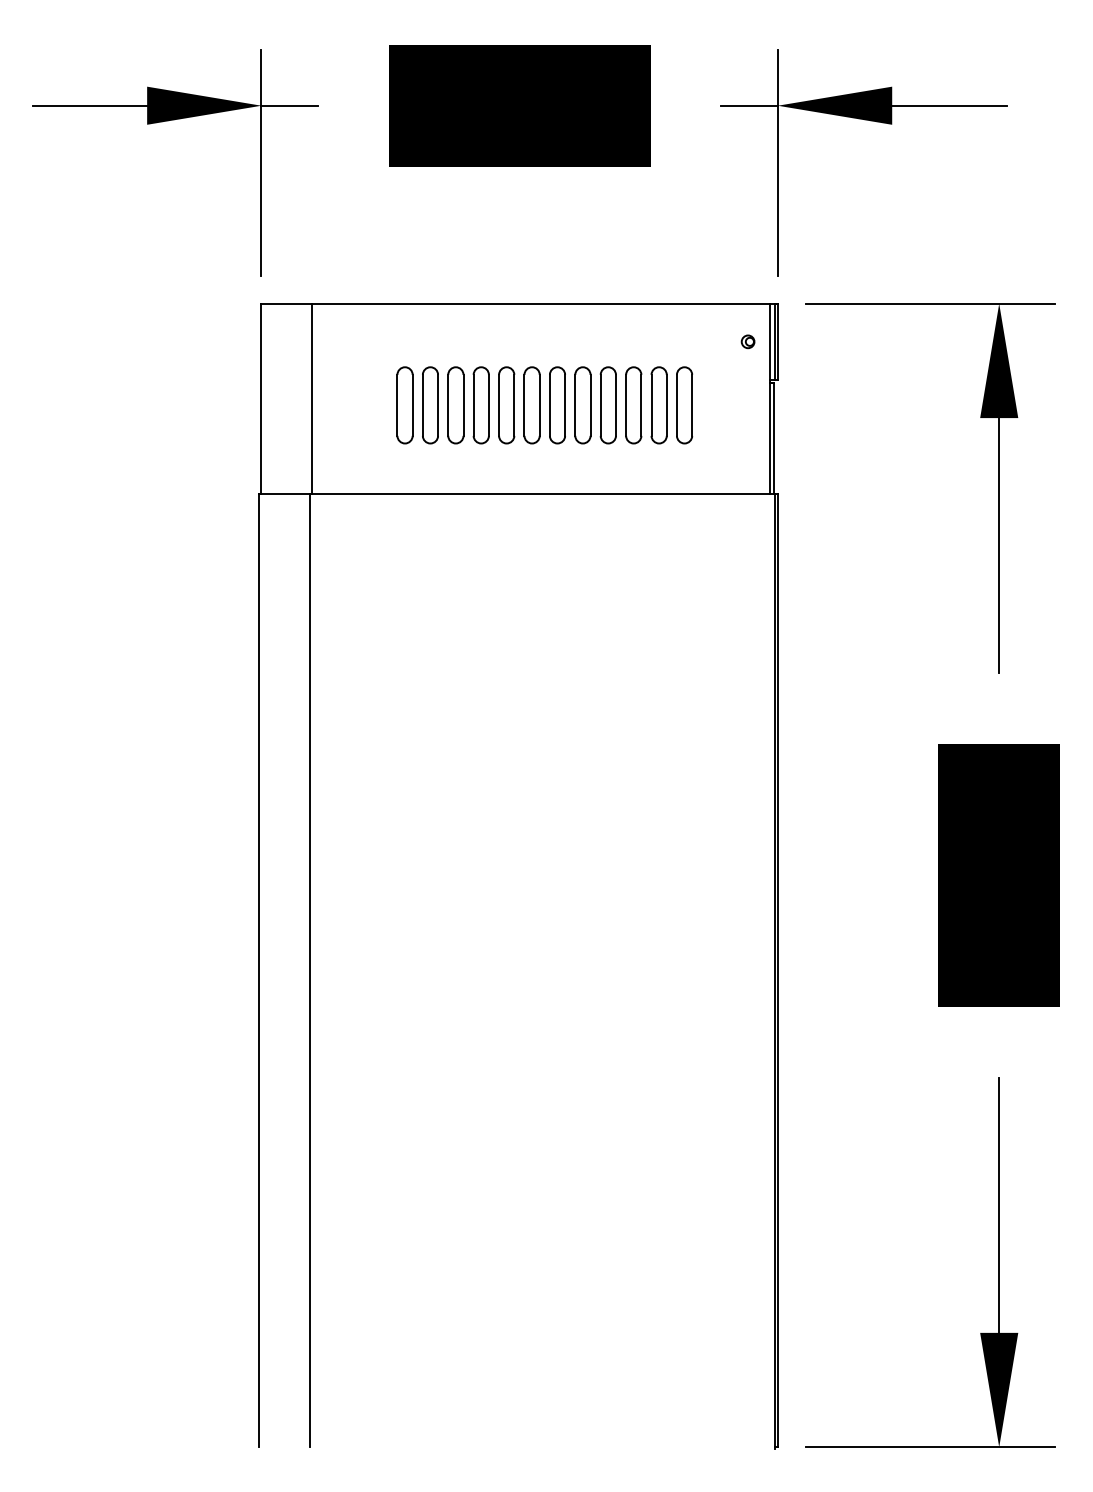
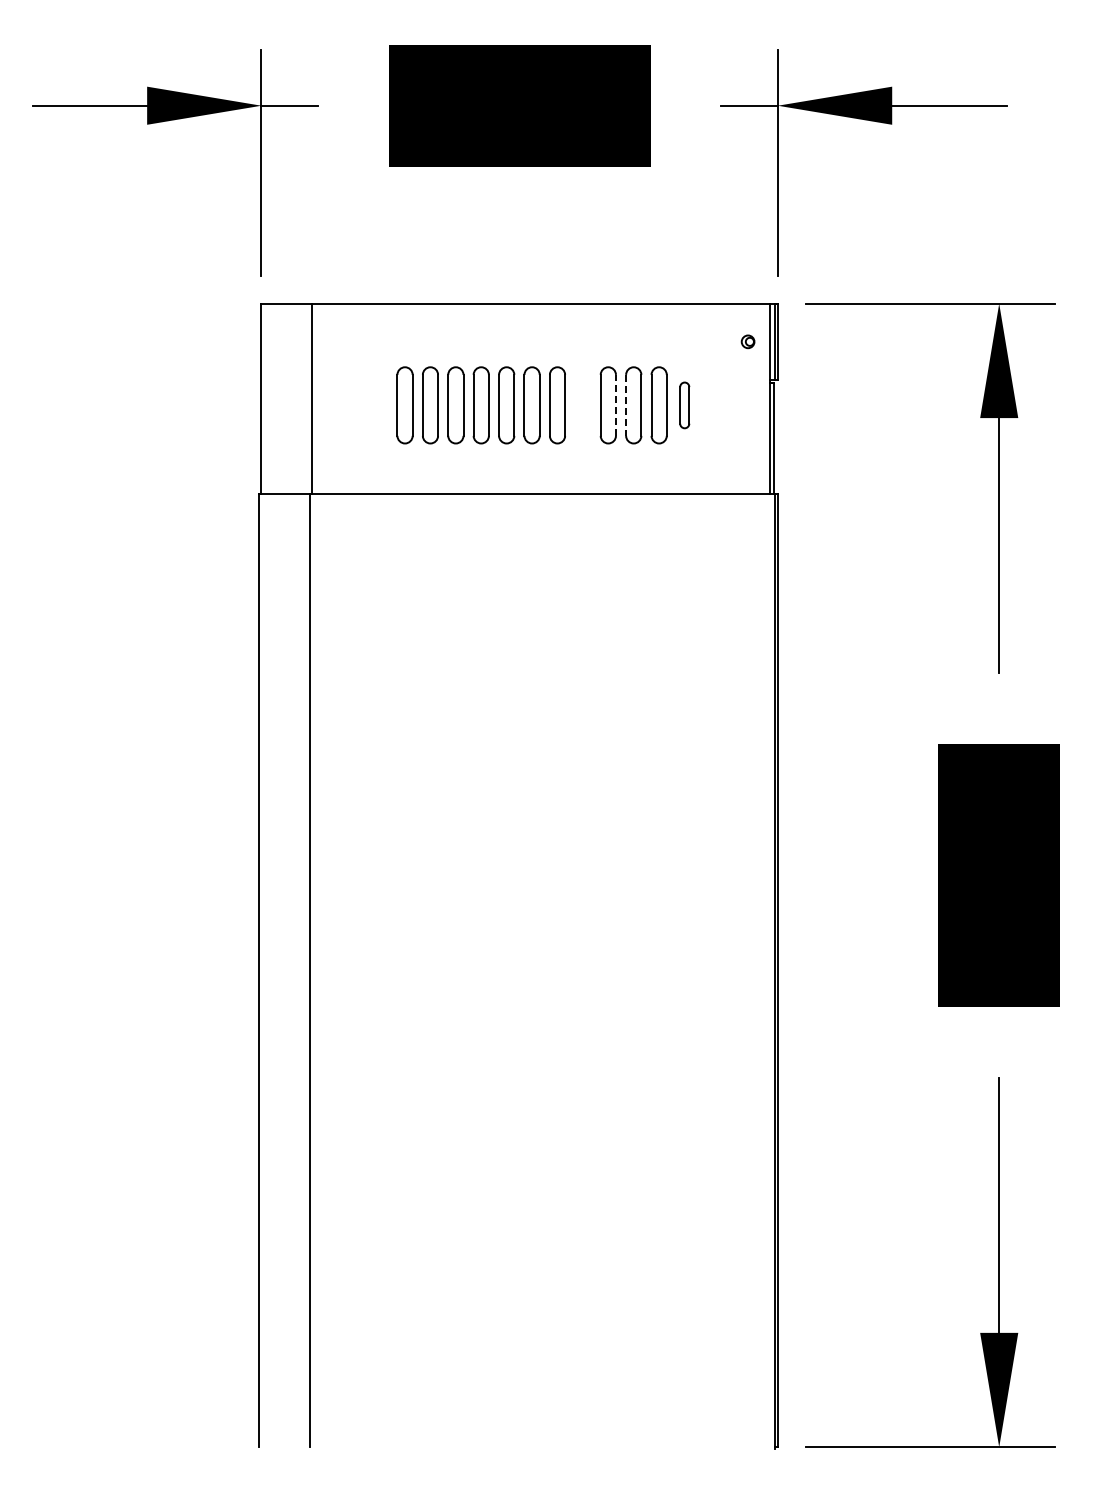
line: solid -> dashed (615, 404)
part: present -> none (582, 405)
line: solid -> dashed (626, 405)
part size: 18x79 px -> 12x49 px (684, 405)
